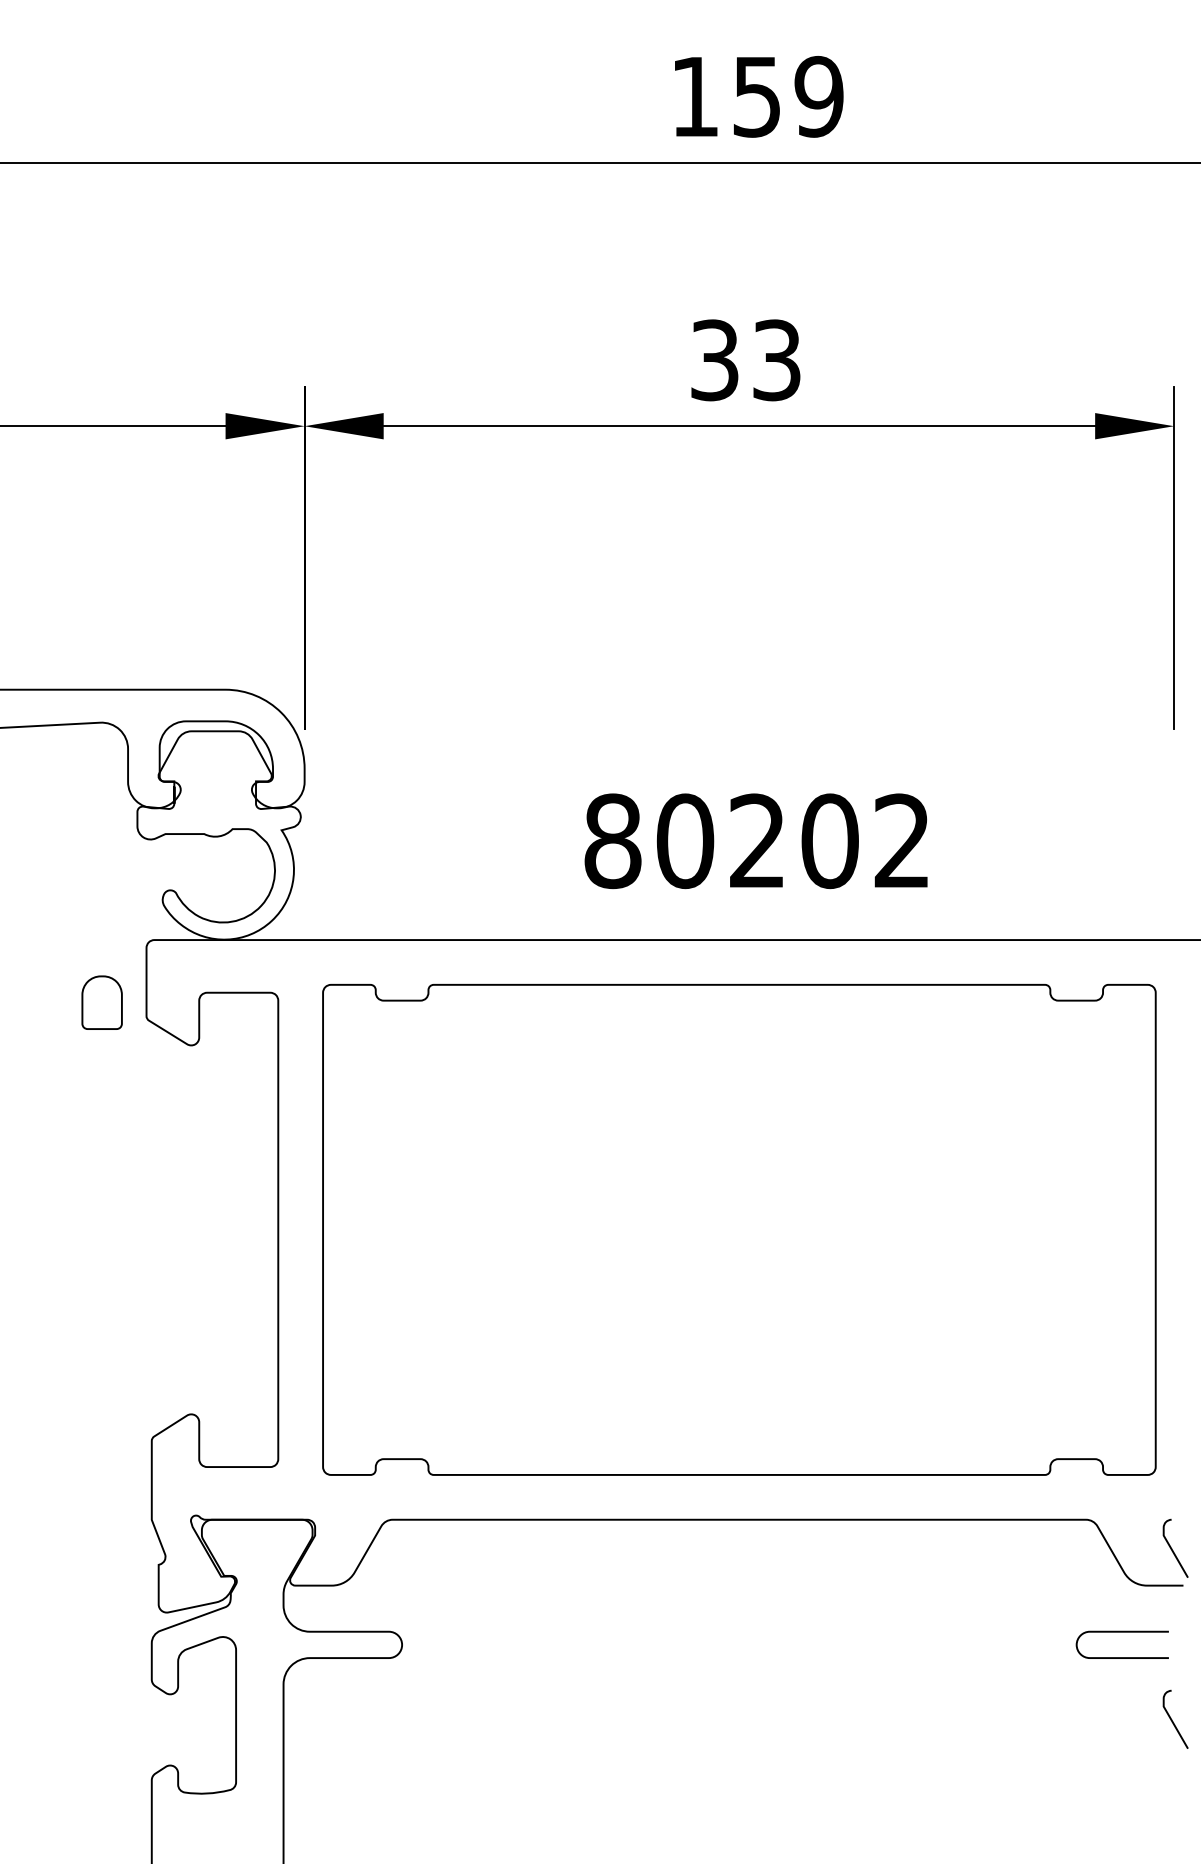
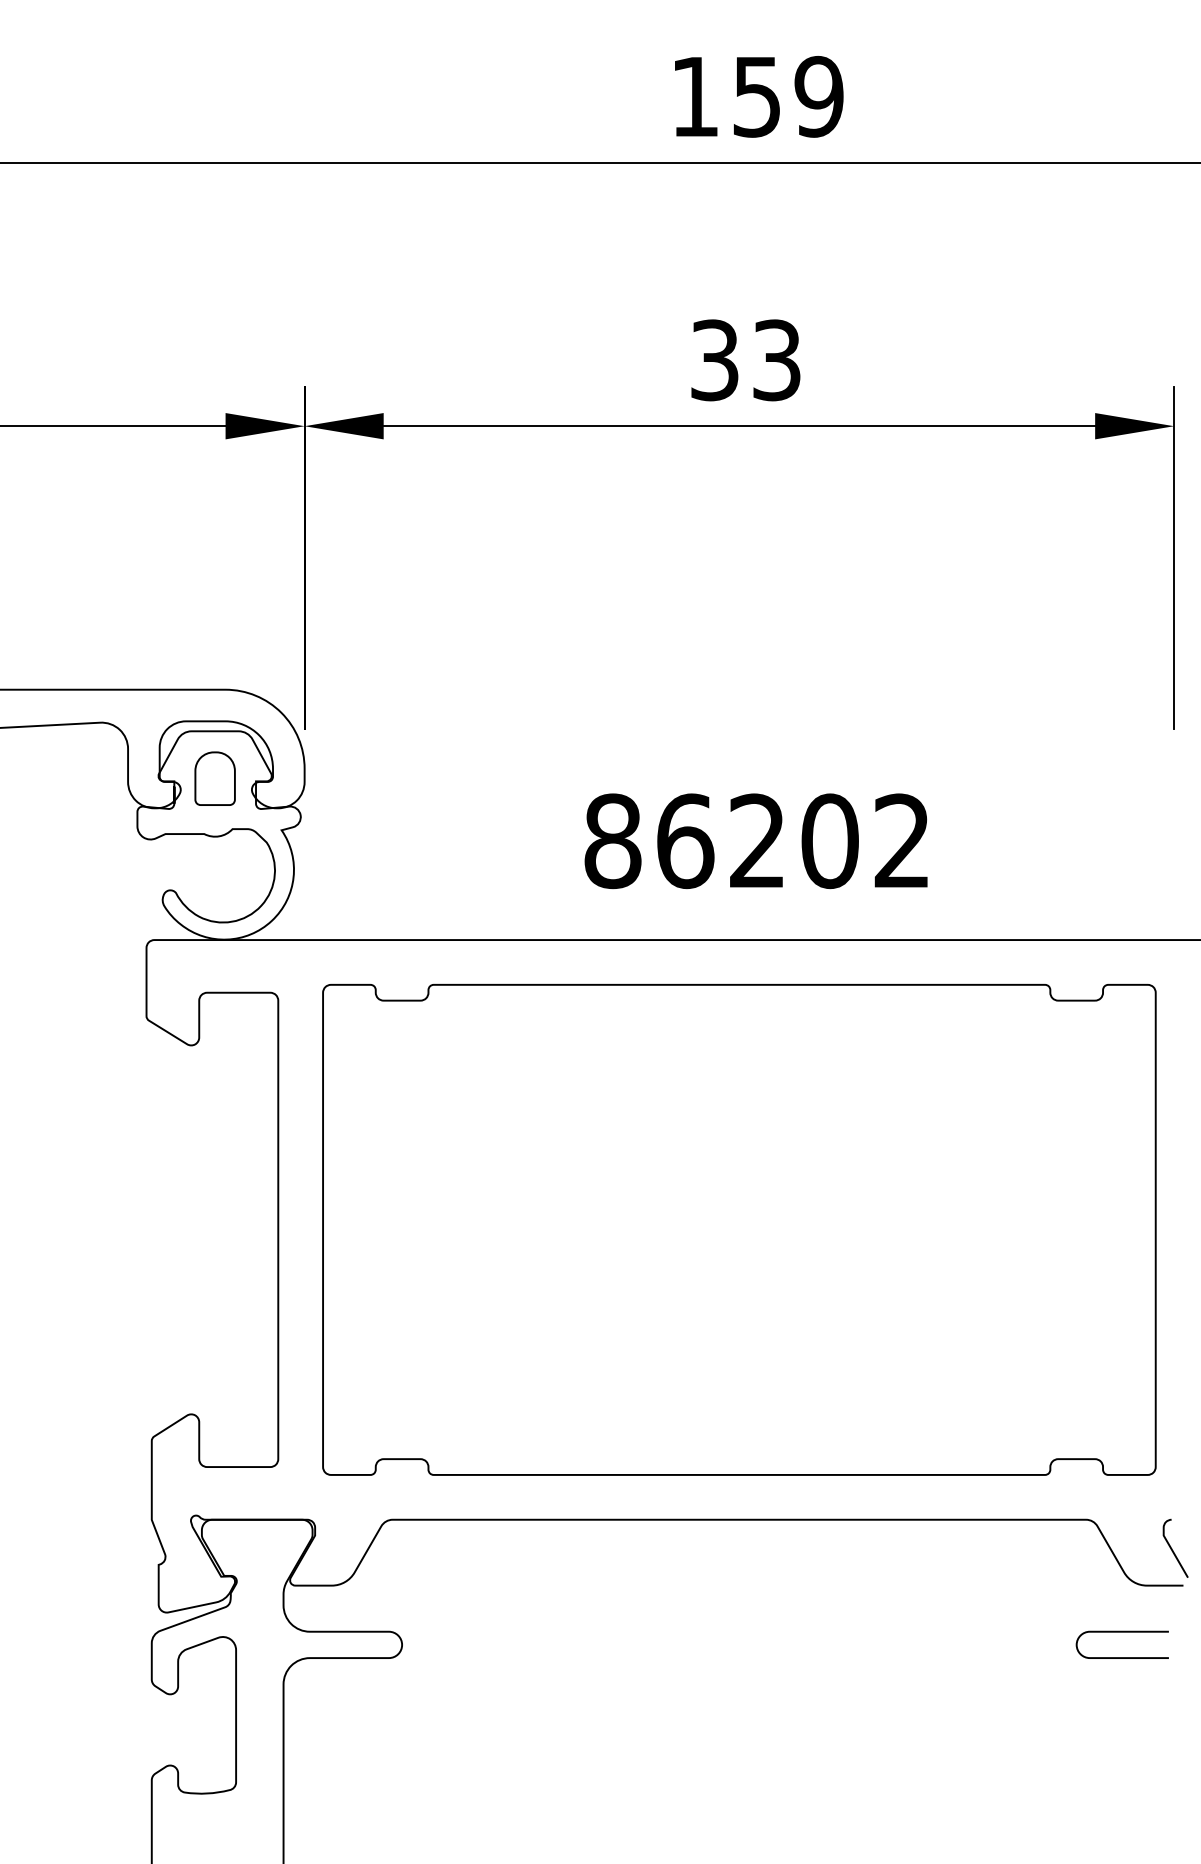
text: 80202 -> 86202 (685, 840)
part position: (101, 1002) -> (214, 778) (214, 778)
curve: present -> none (1172, 1719)
